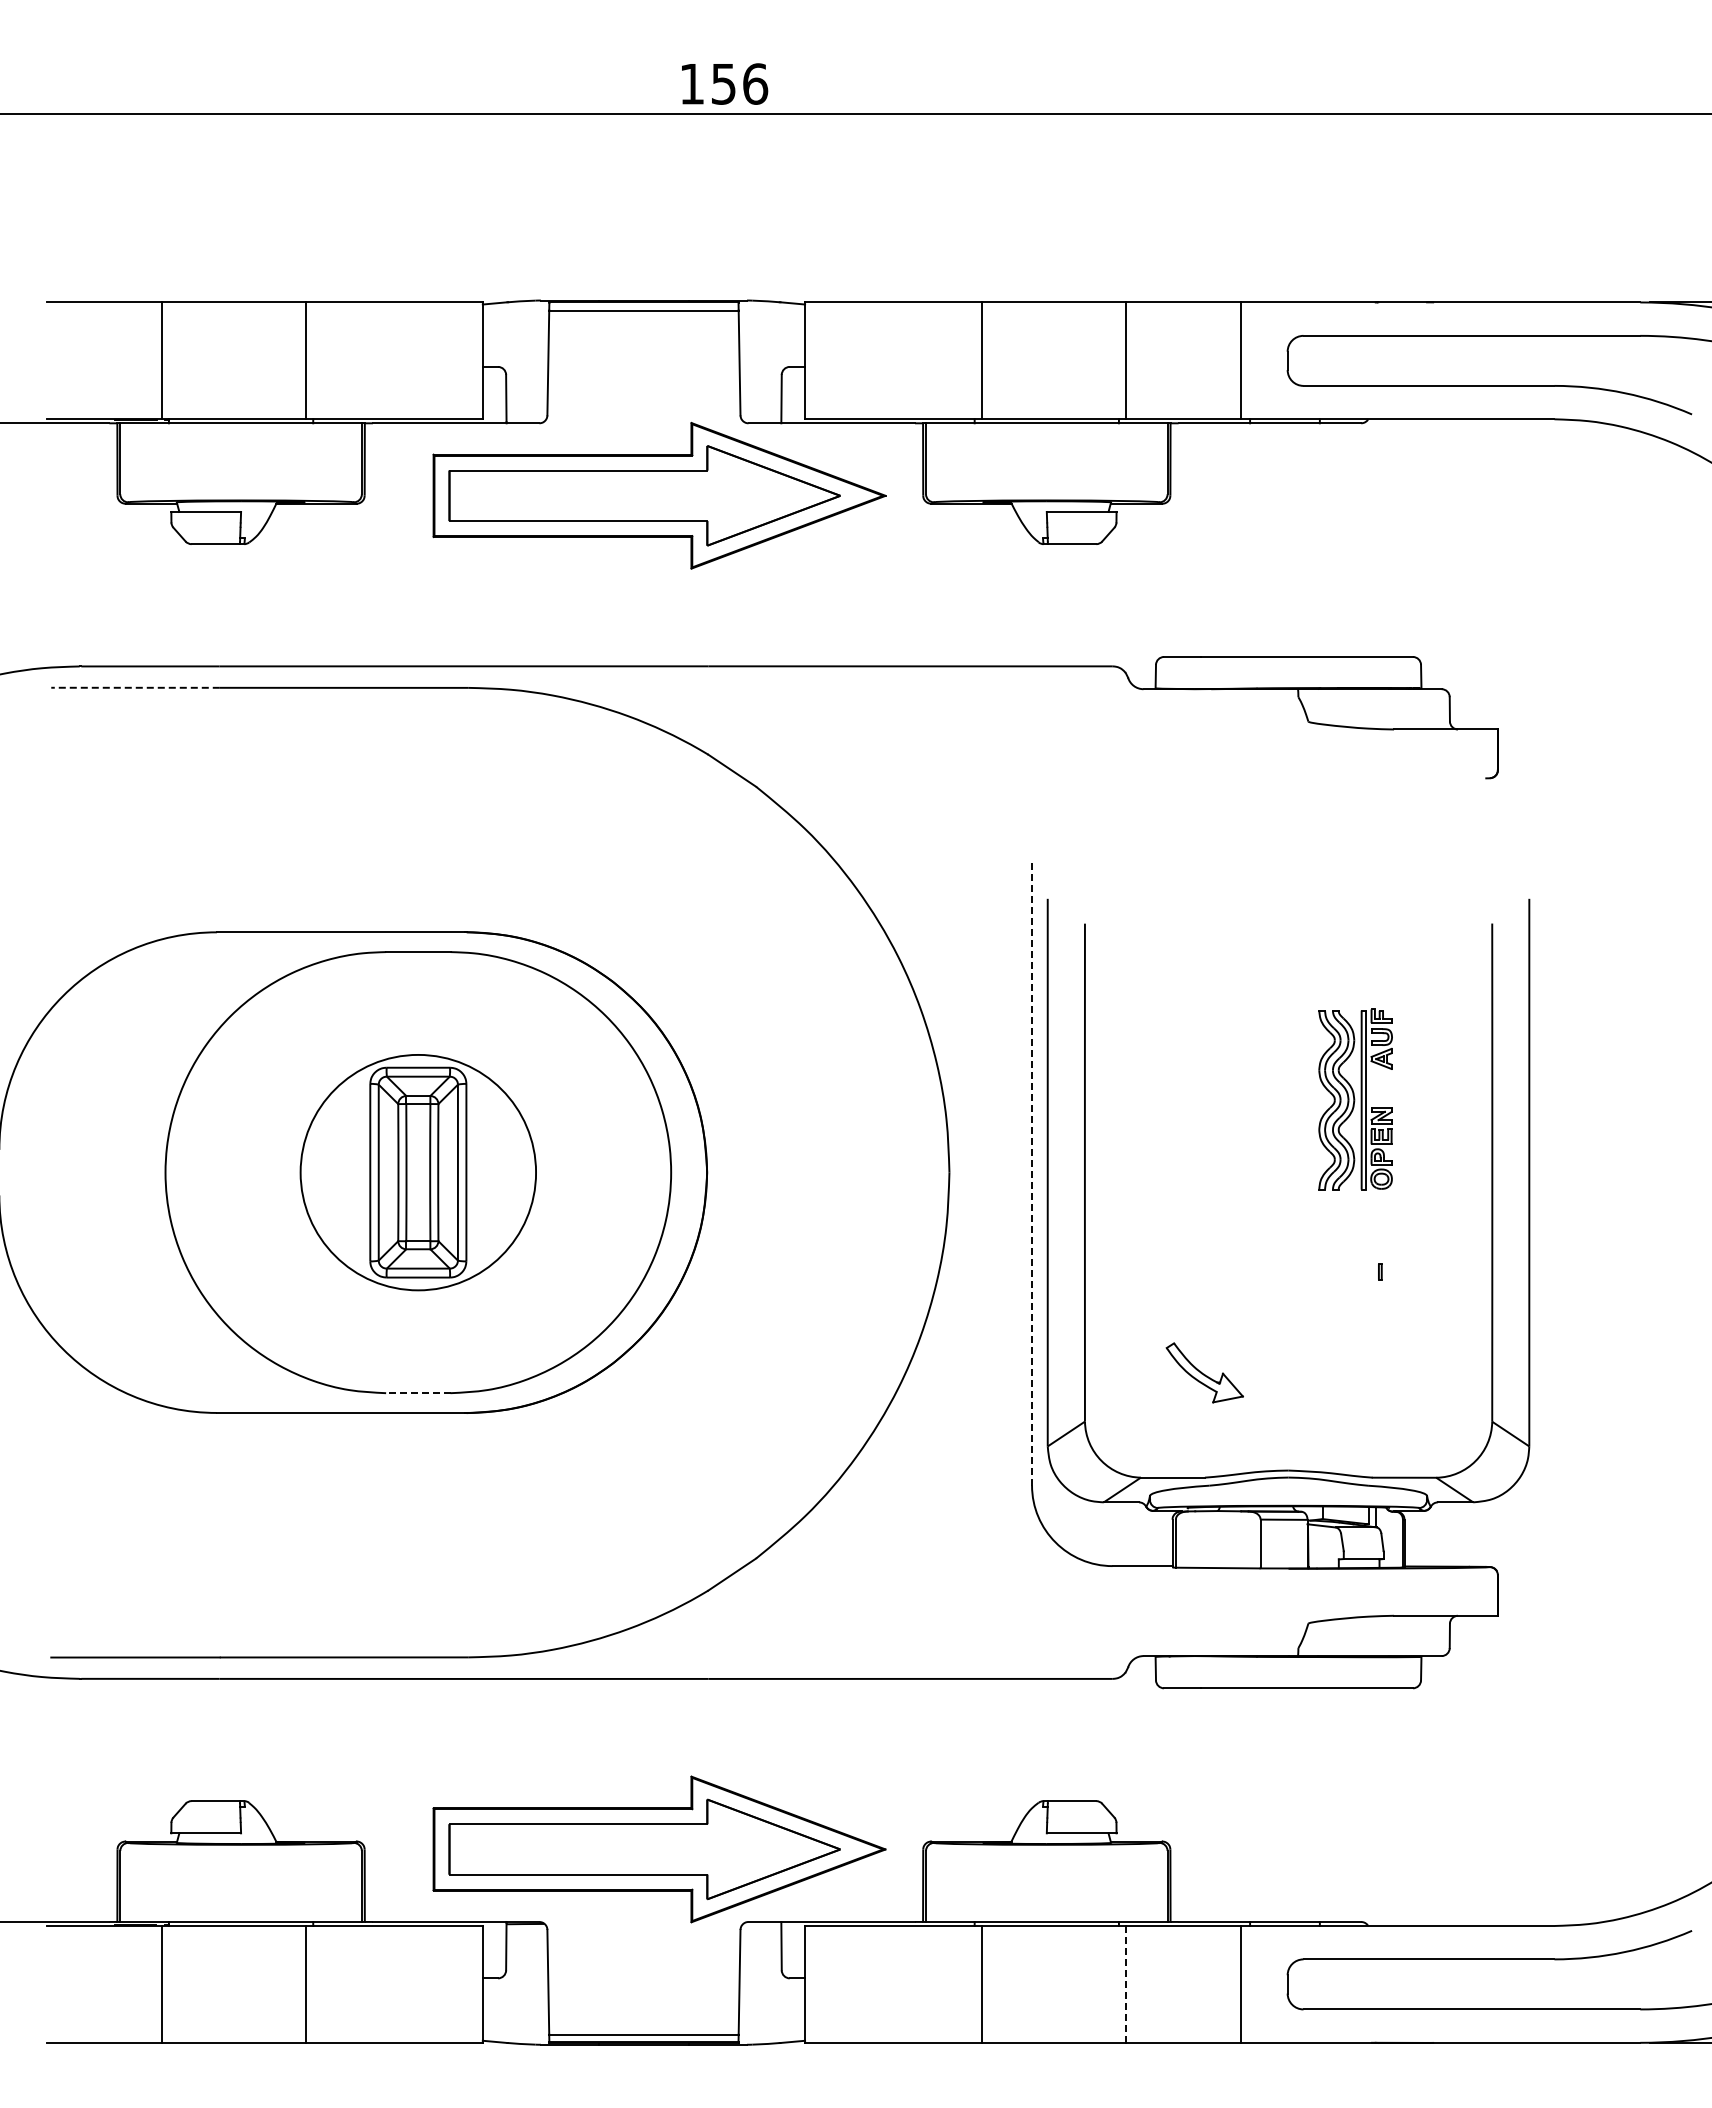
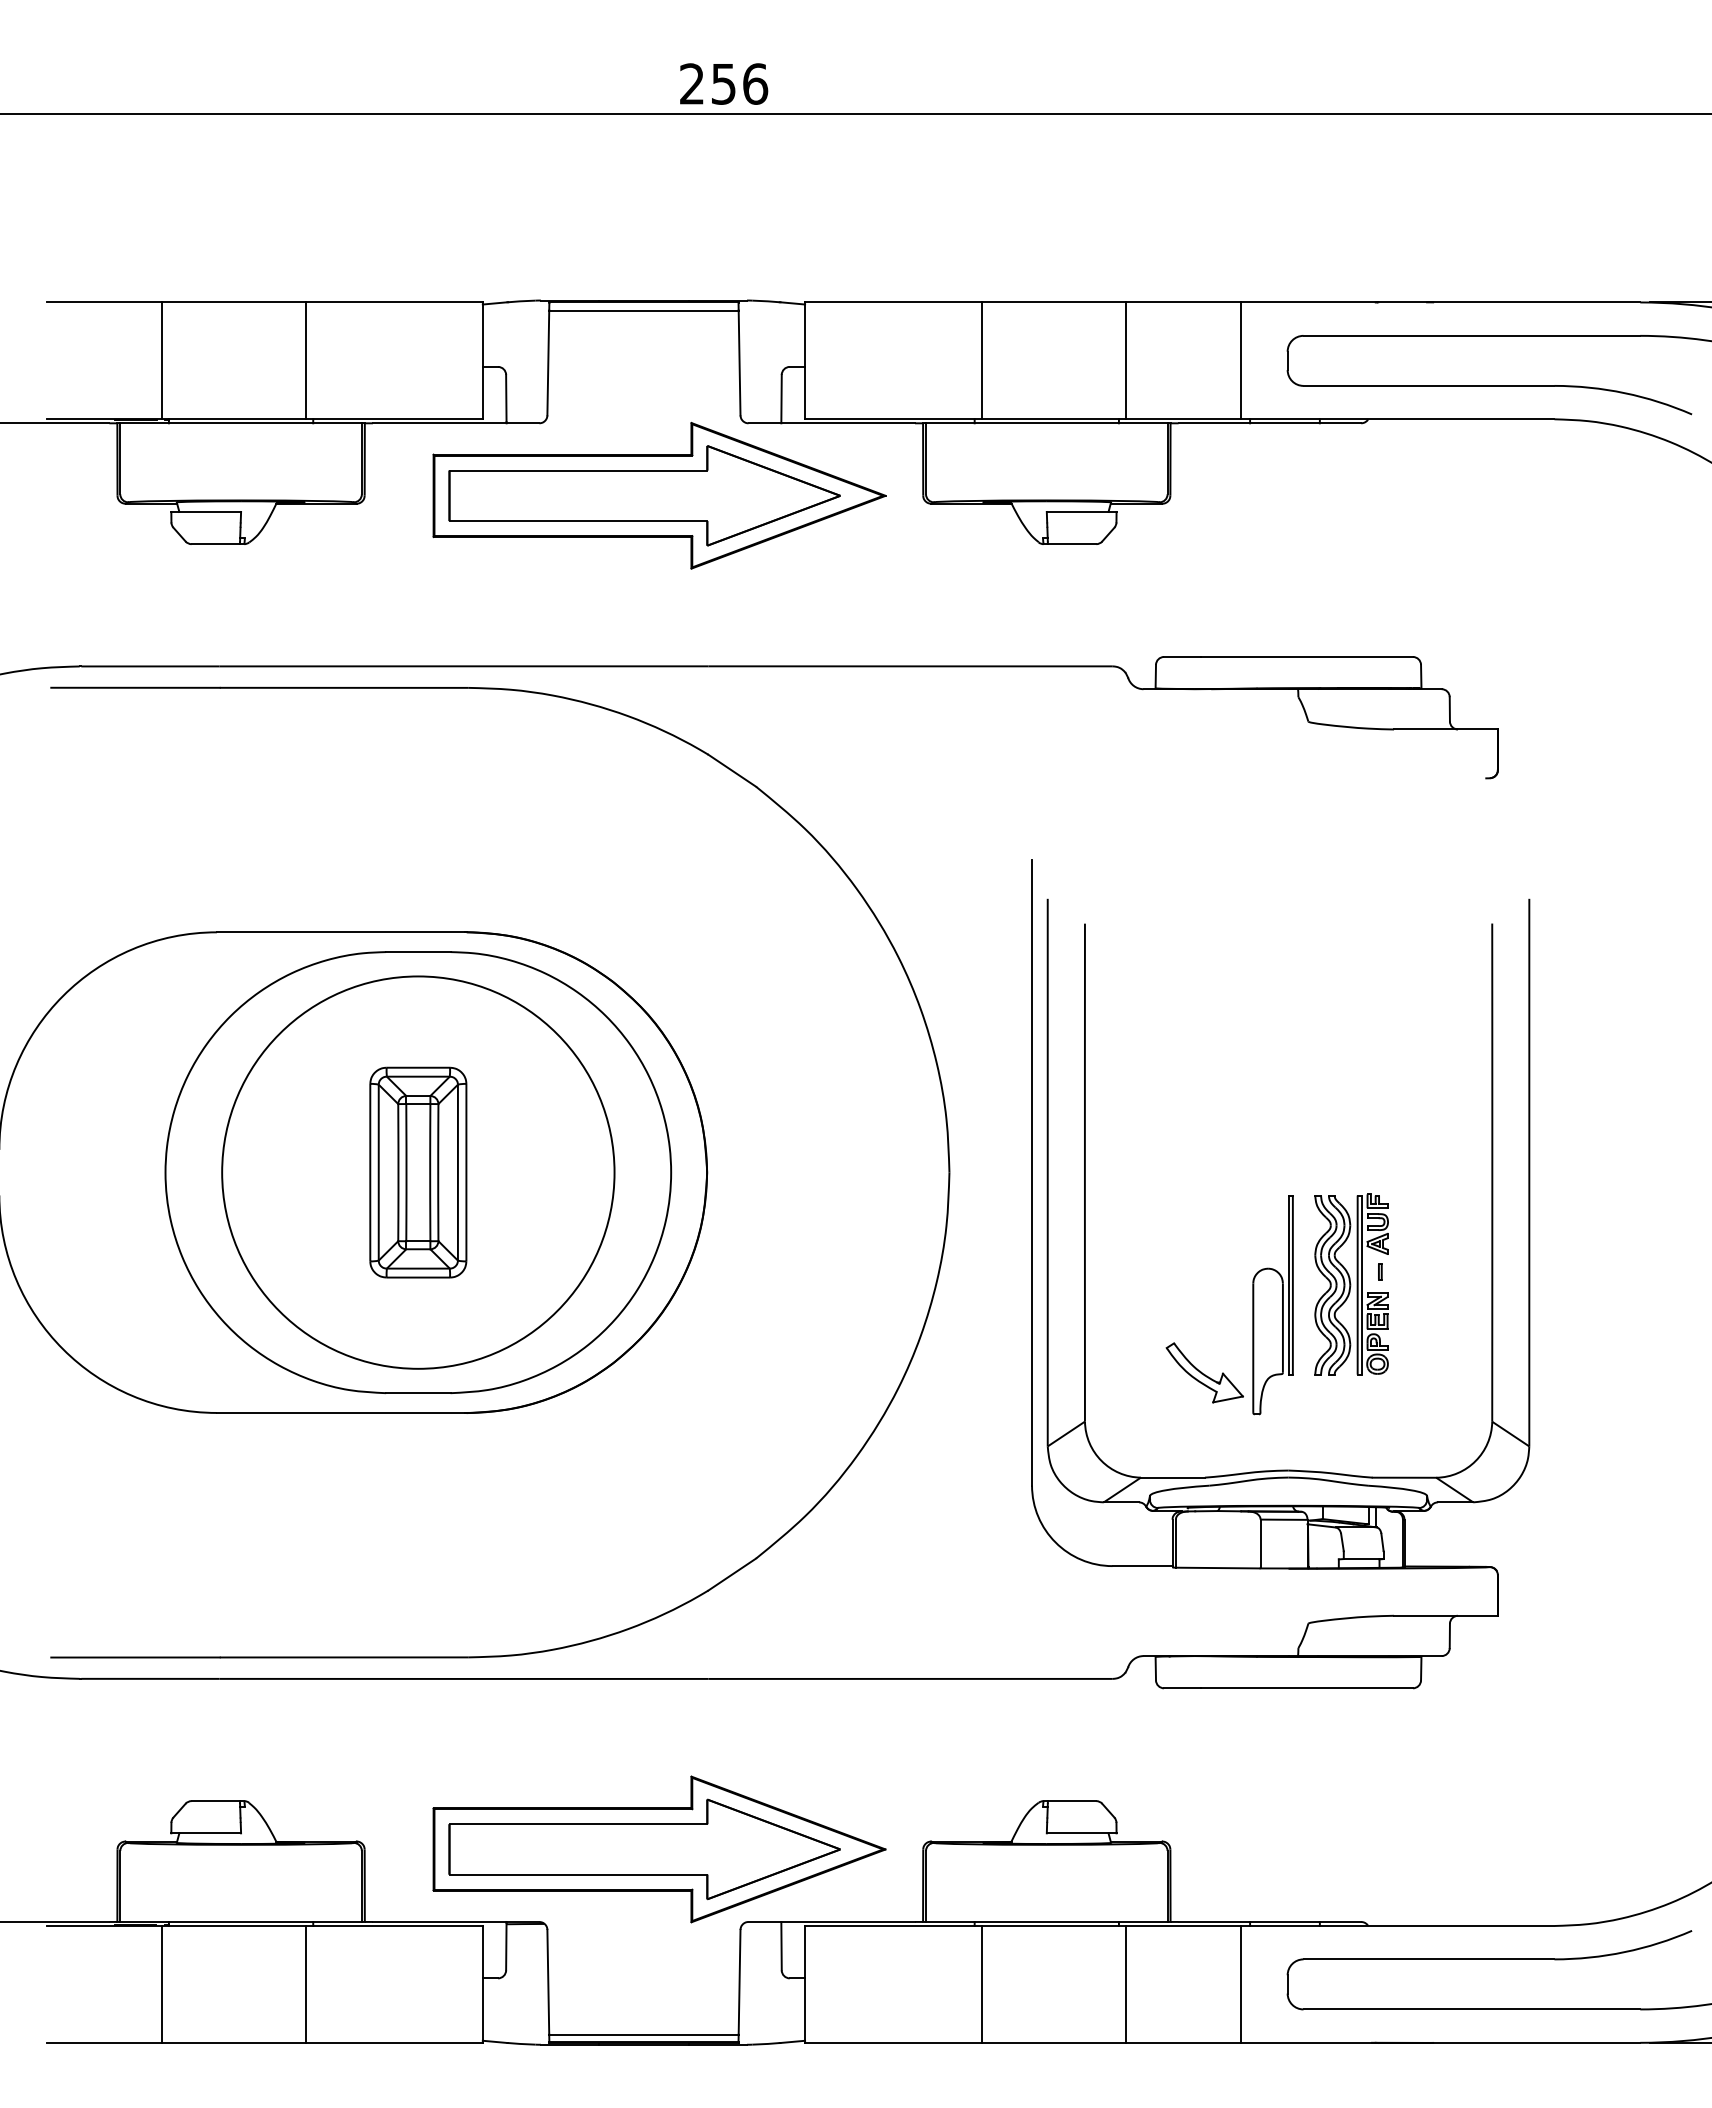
text: 156 -> 256 (691, 83)
line: dashed -> solid (135, 687)
part position: (1355, 1099) -> (1351, 1284) (1351, 1284)
circle diameter: 235 px -> 392 px (418, 1172)
line: dashed -> solid (1032, 1172)
part: none -> present (1272, 1305)
line: dashed -> solid (417, 1393)
line: dashed -> solid (1126, 1983)
